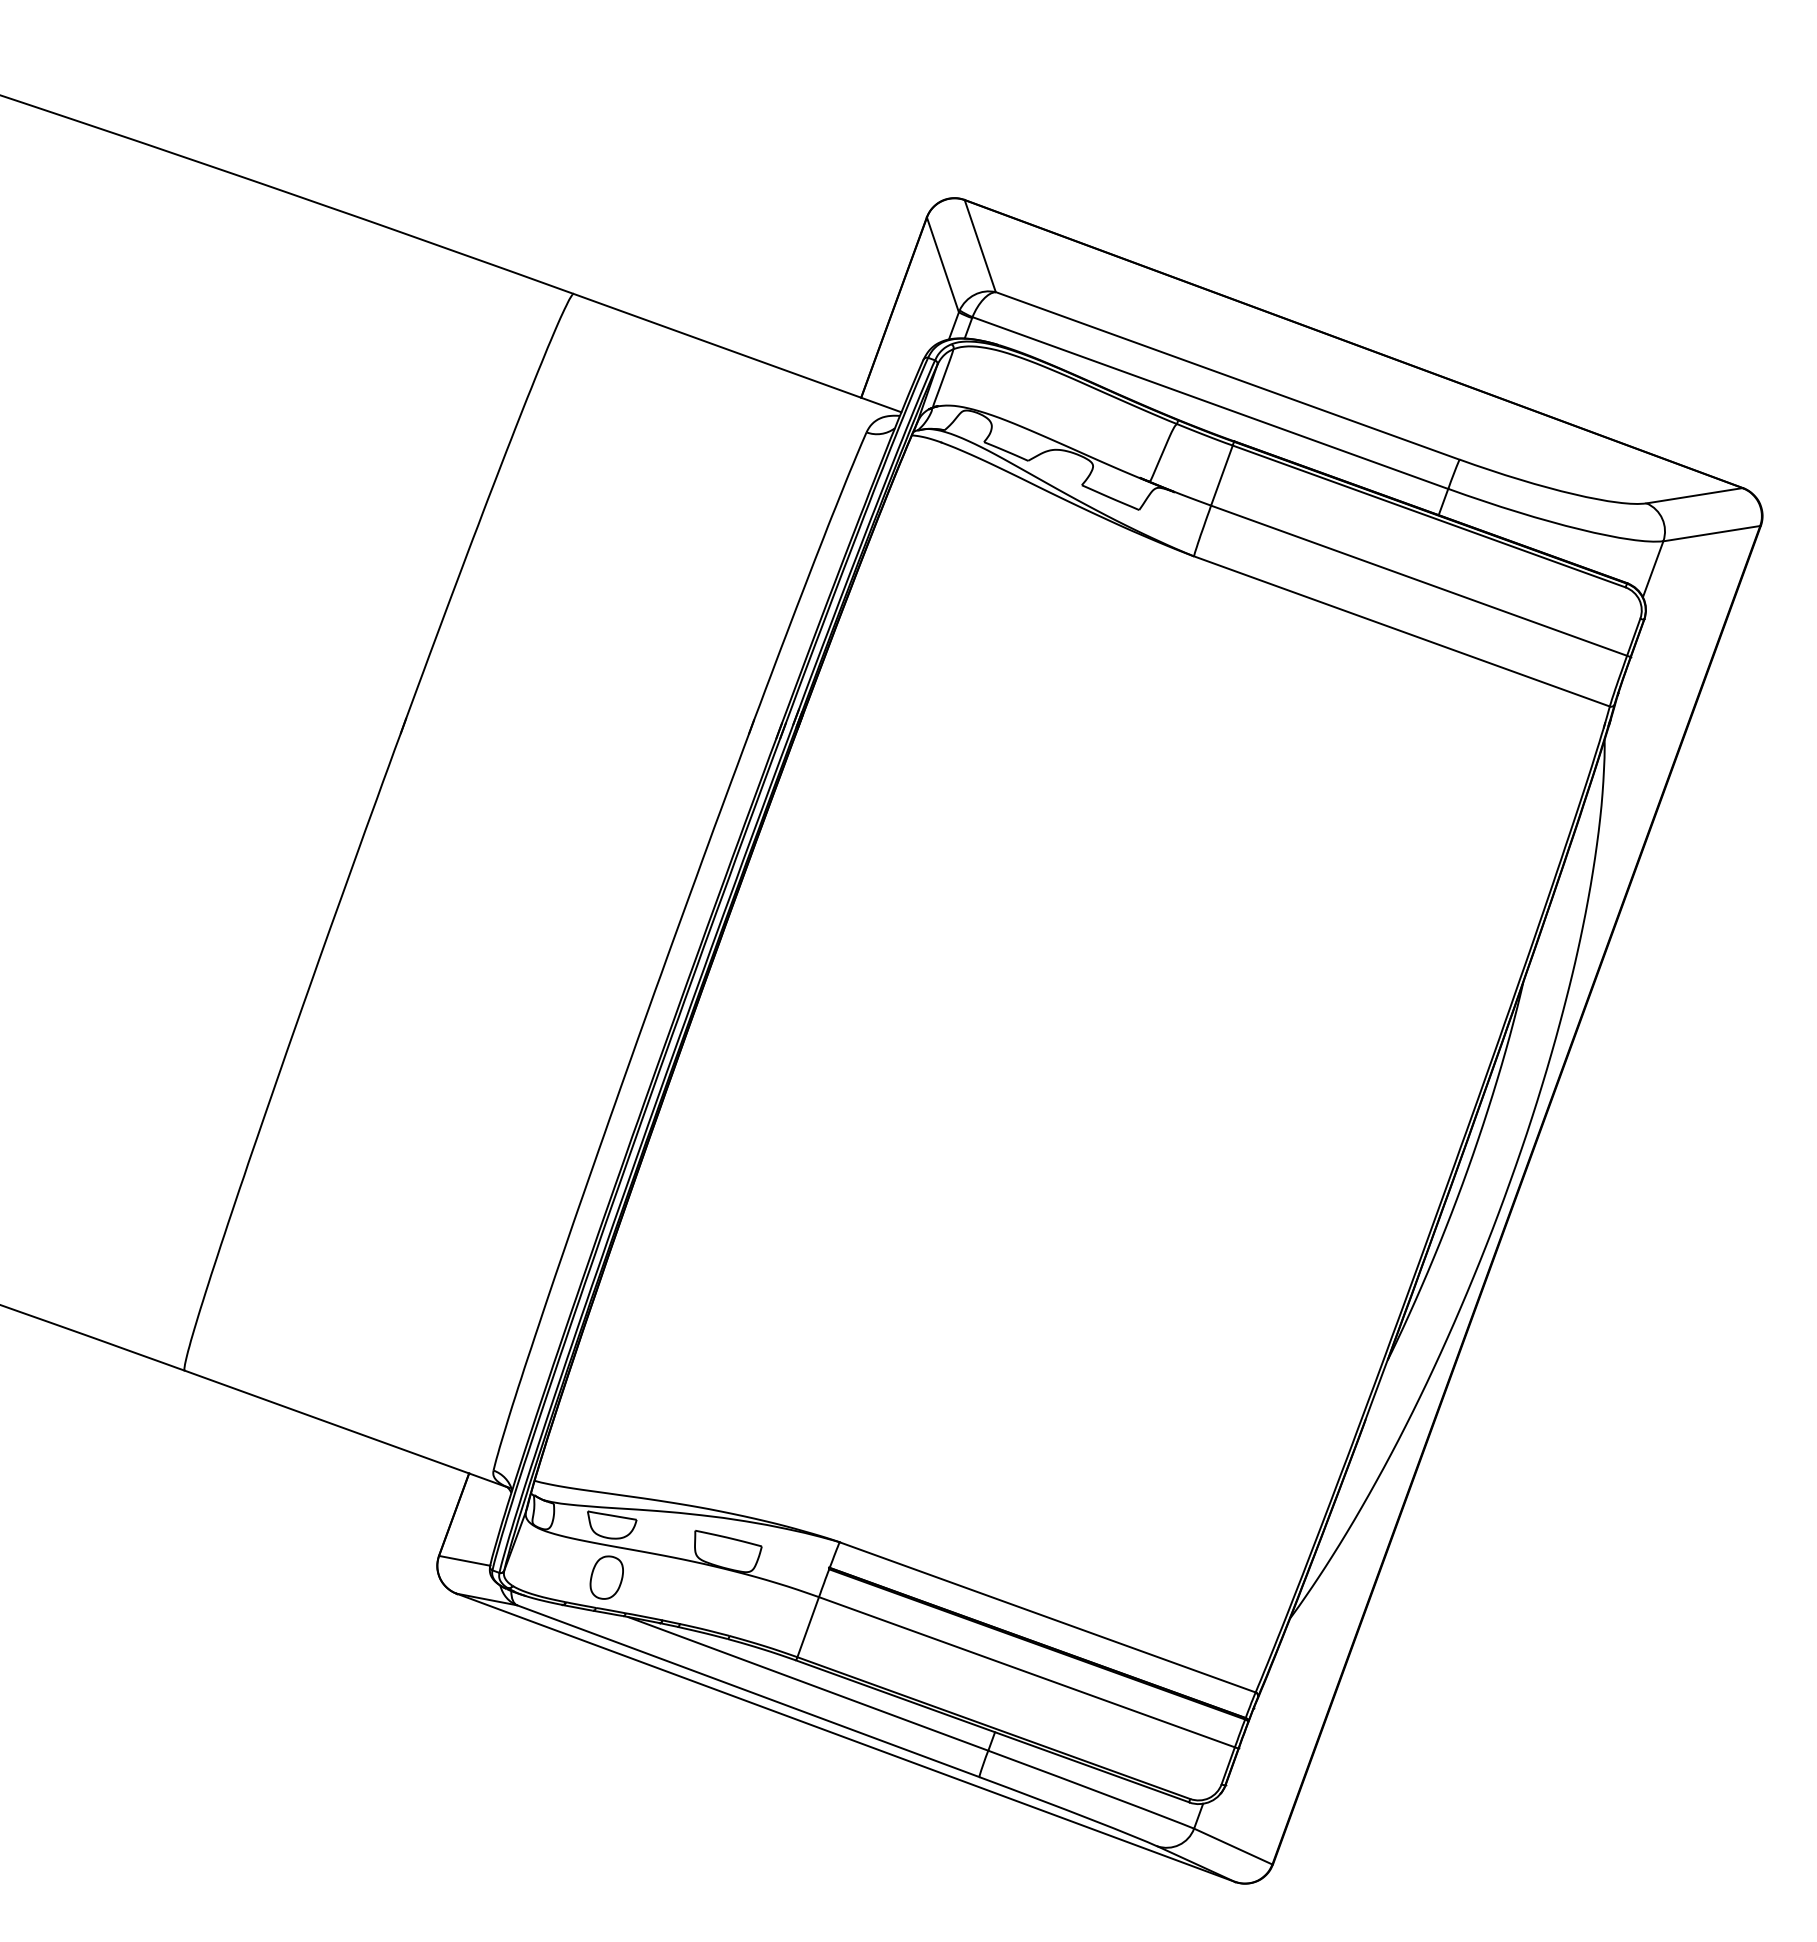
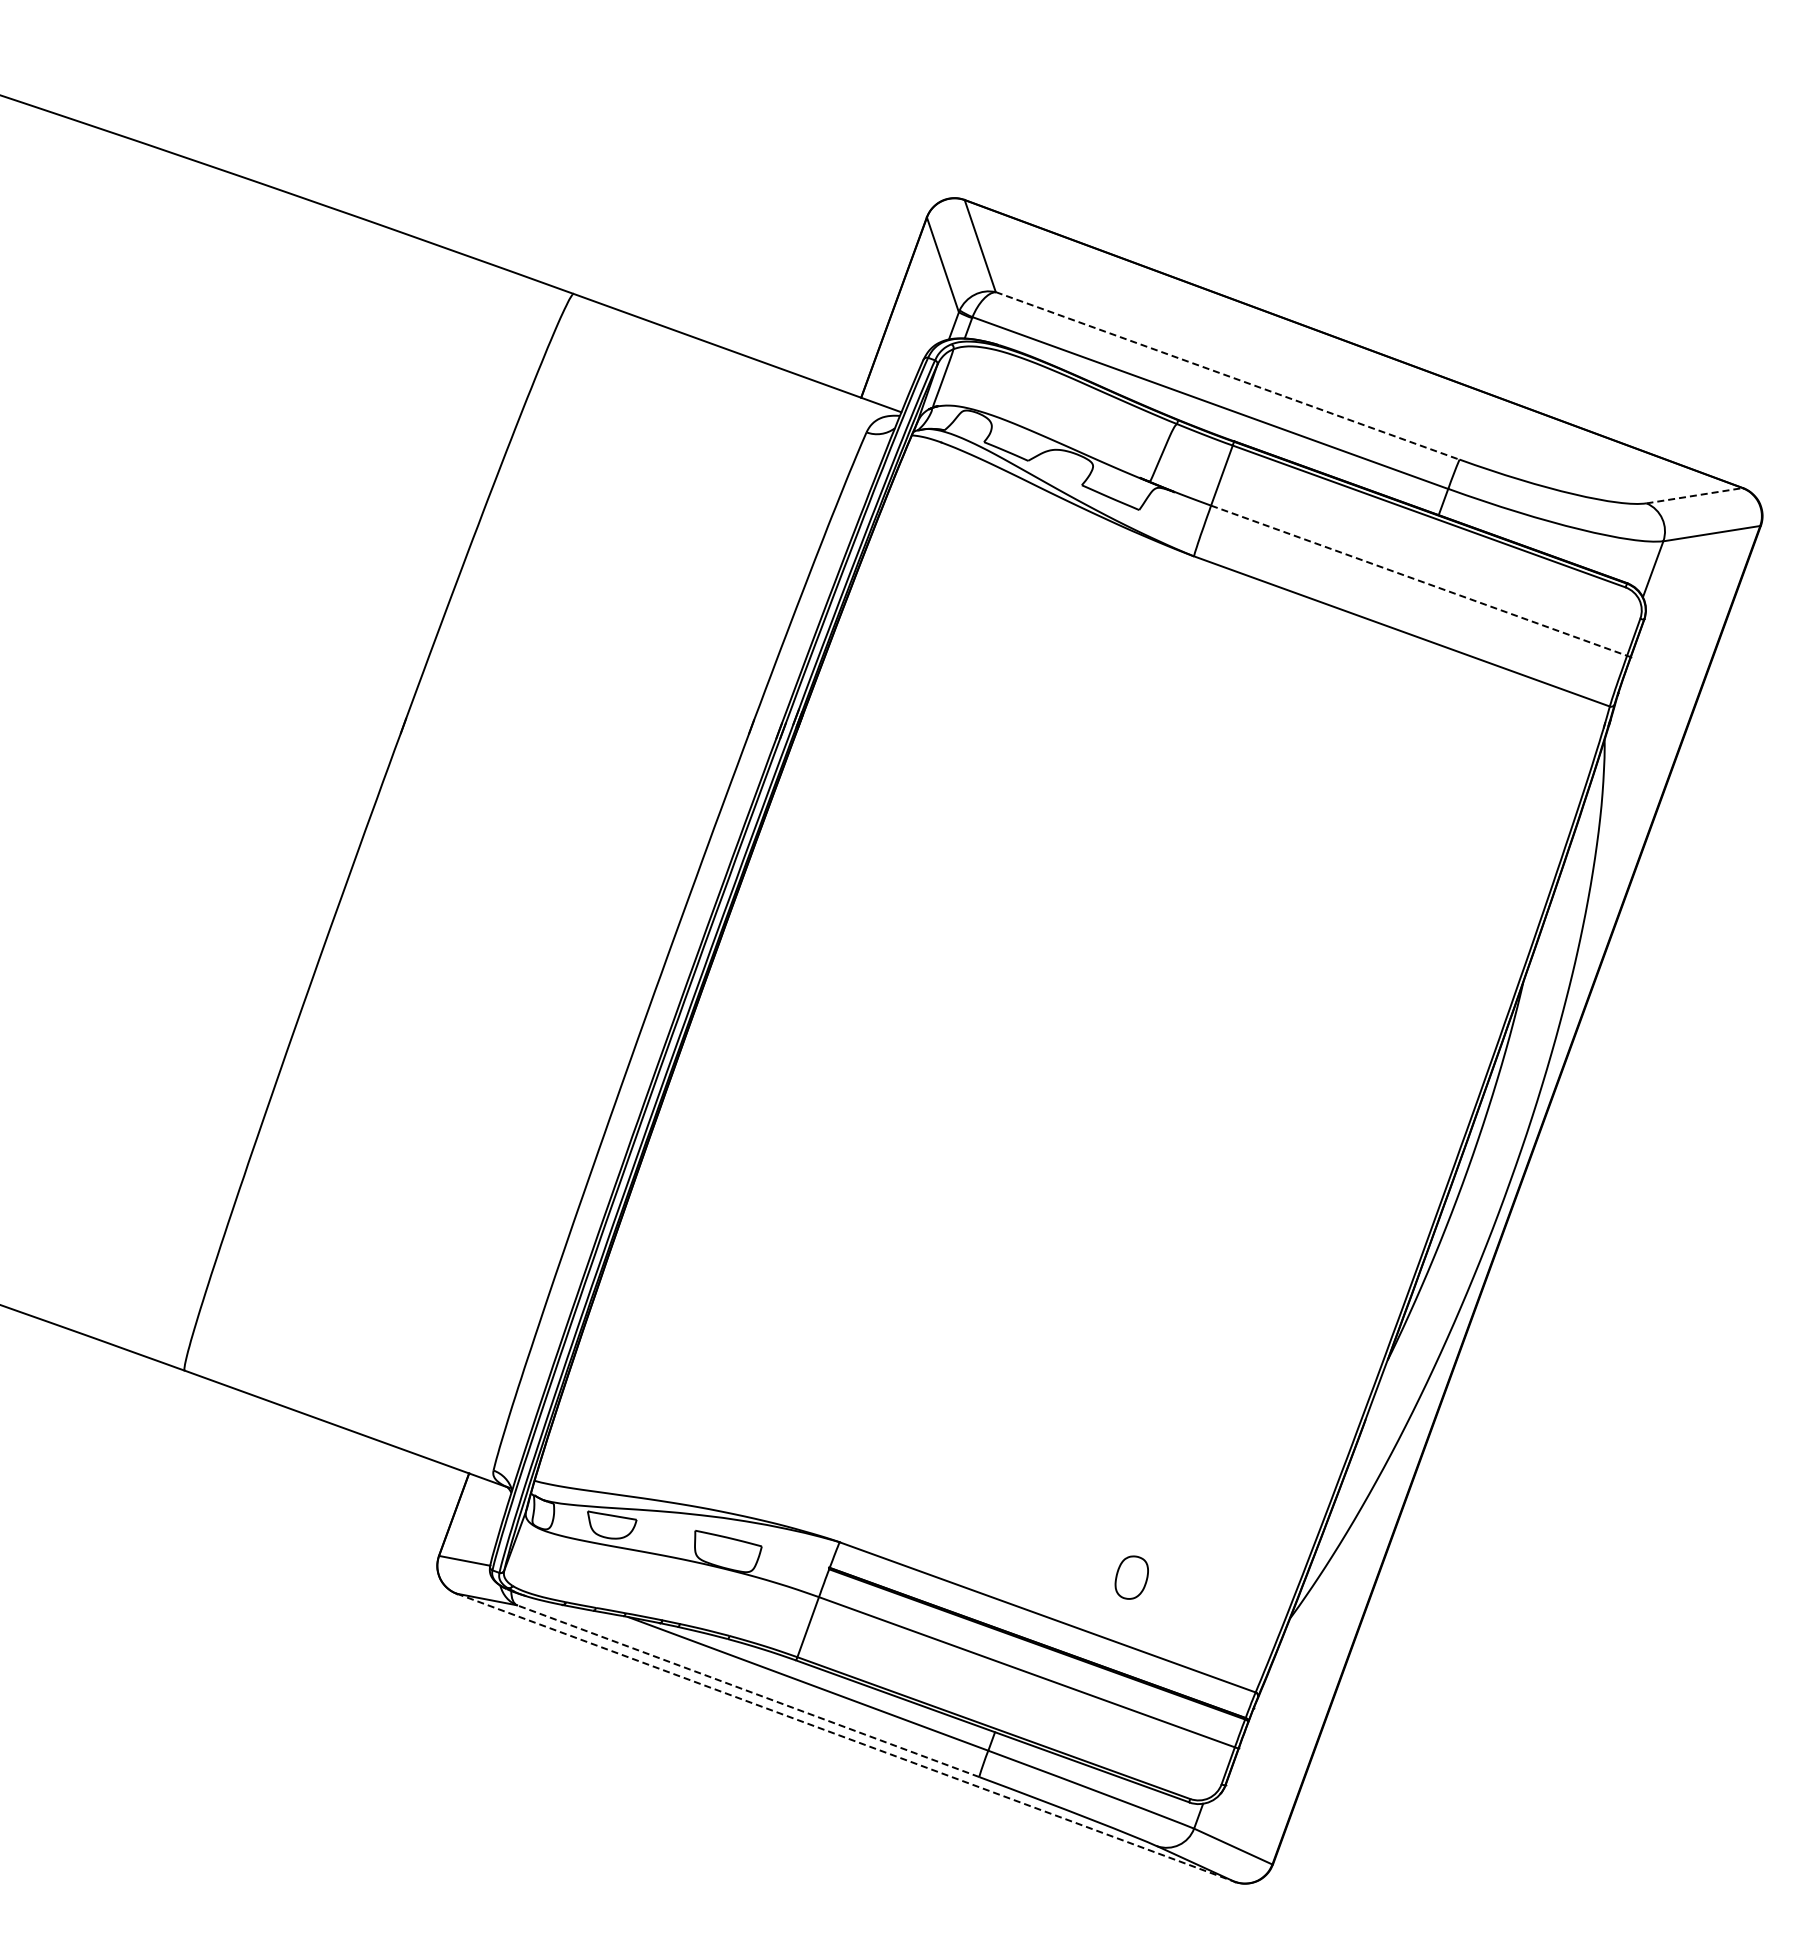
line: solid -> dashed (1227, 375)
line: solid -> dashed (1694, 495)
line: solid -> dashed (1419, 580)
part position: (606, 1577) -> (1131, 1577) (1131, 1577)
line: solid -> dashed (747, 1691)
line: solid -> dashed (845, 1737)
